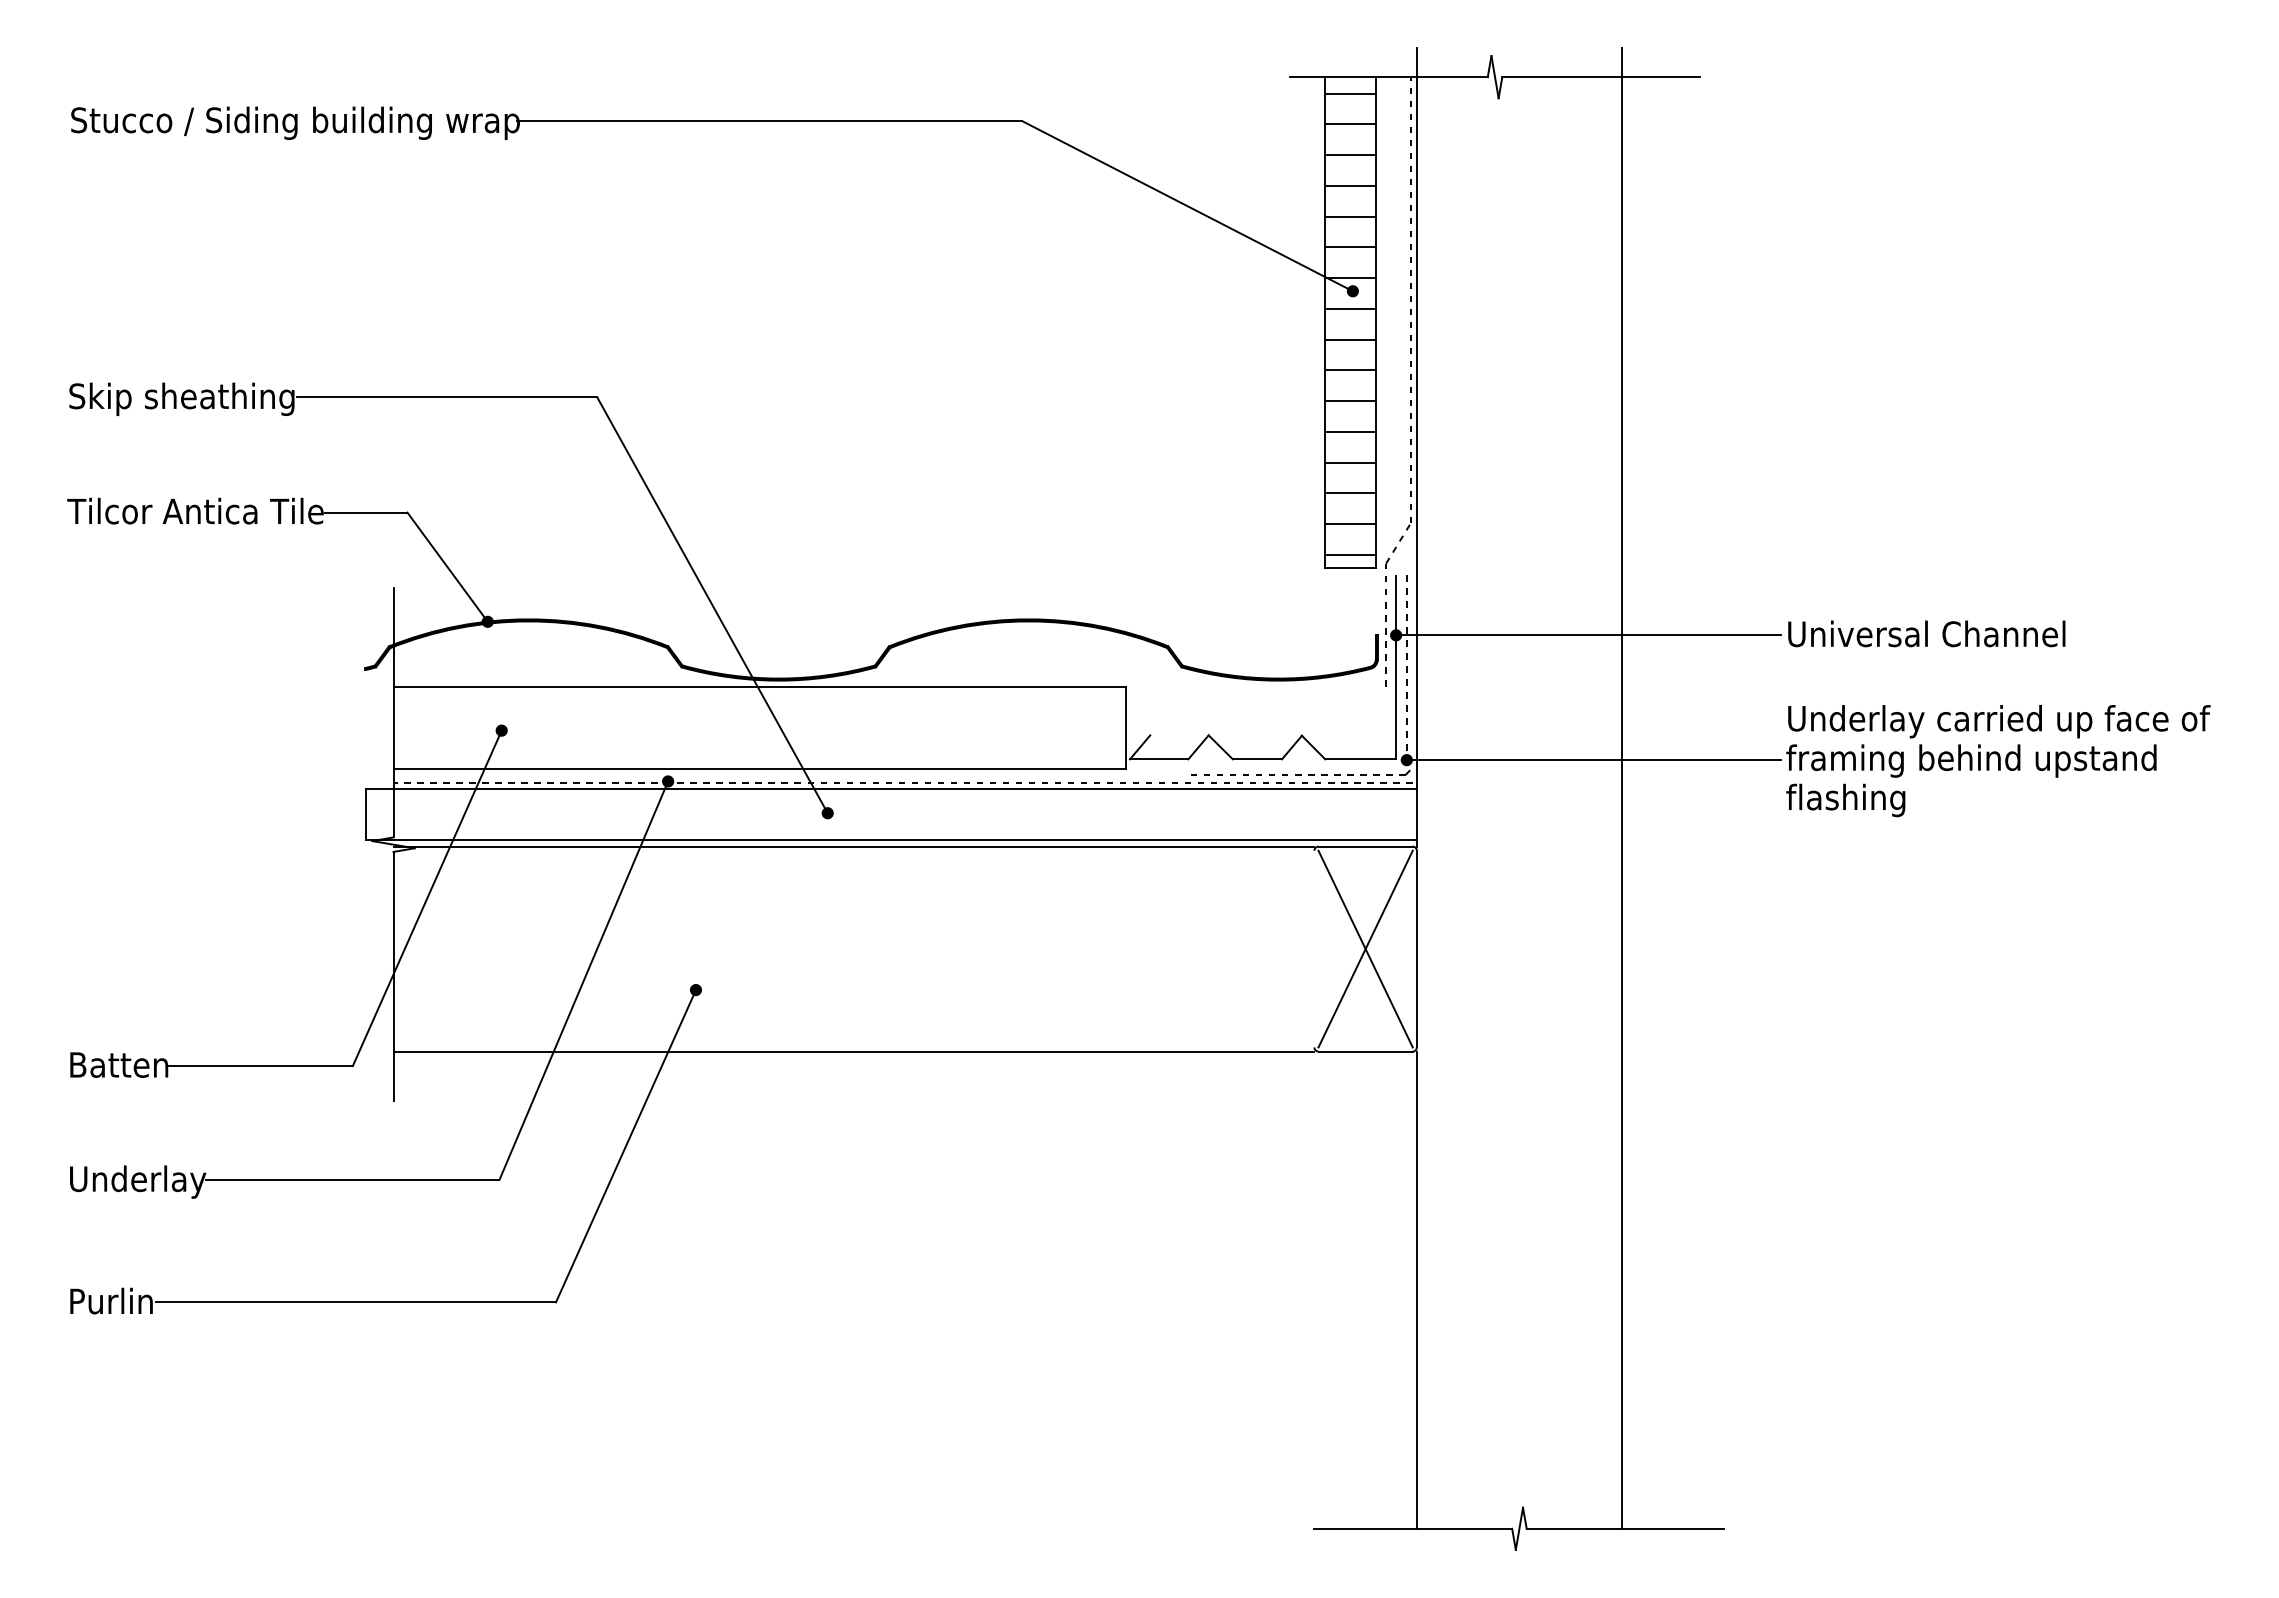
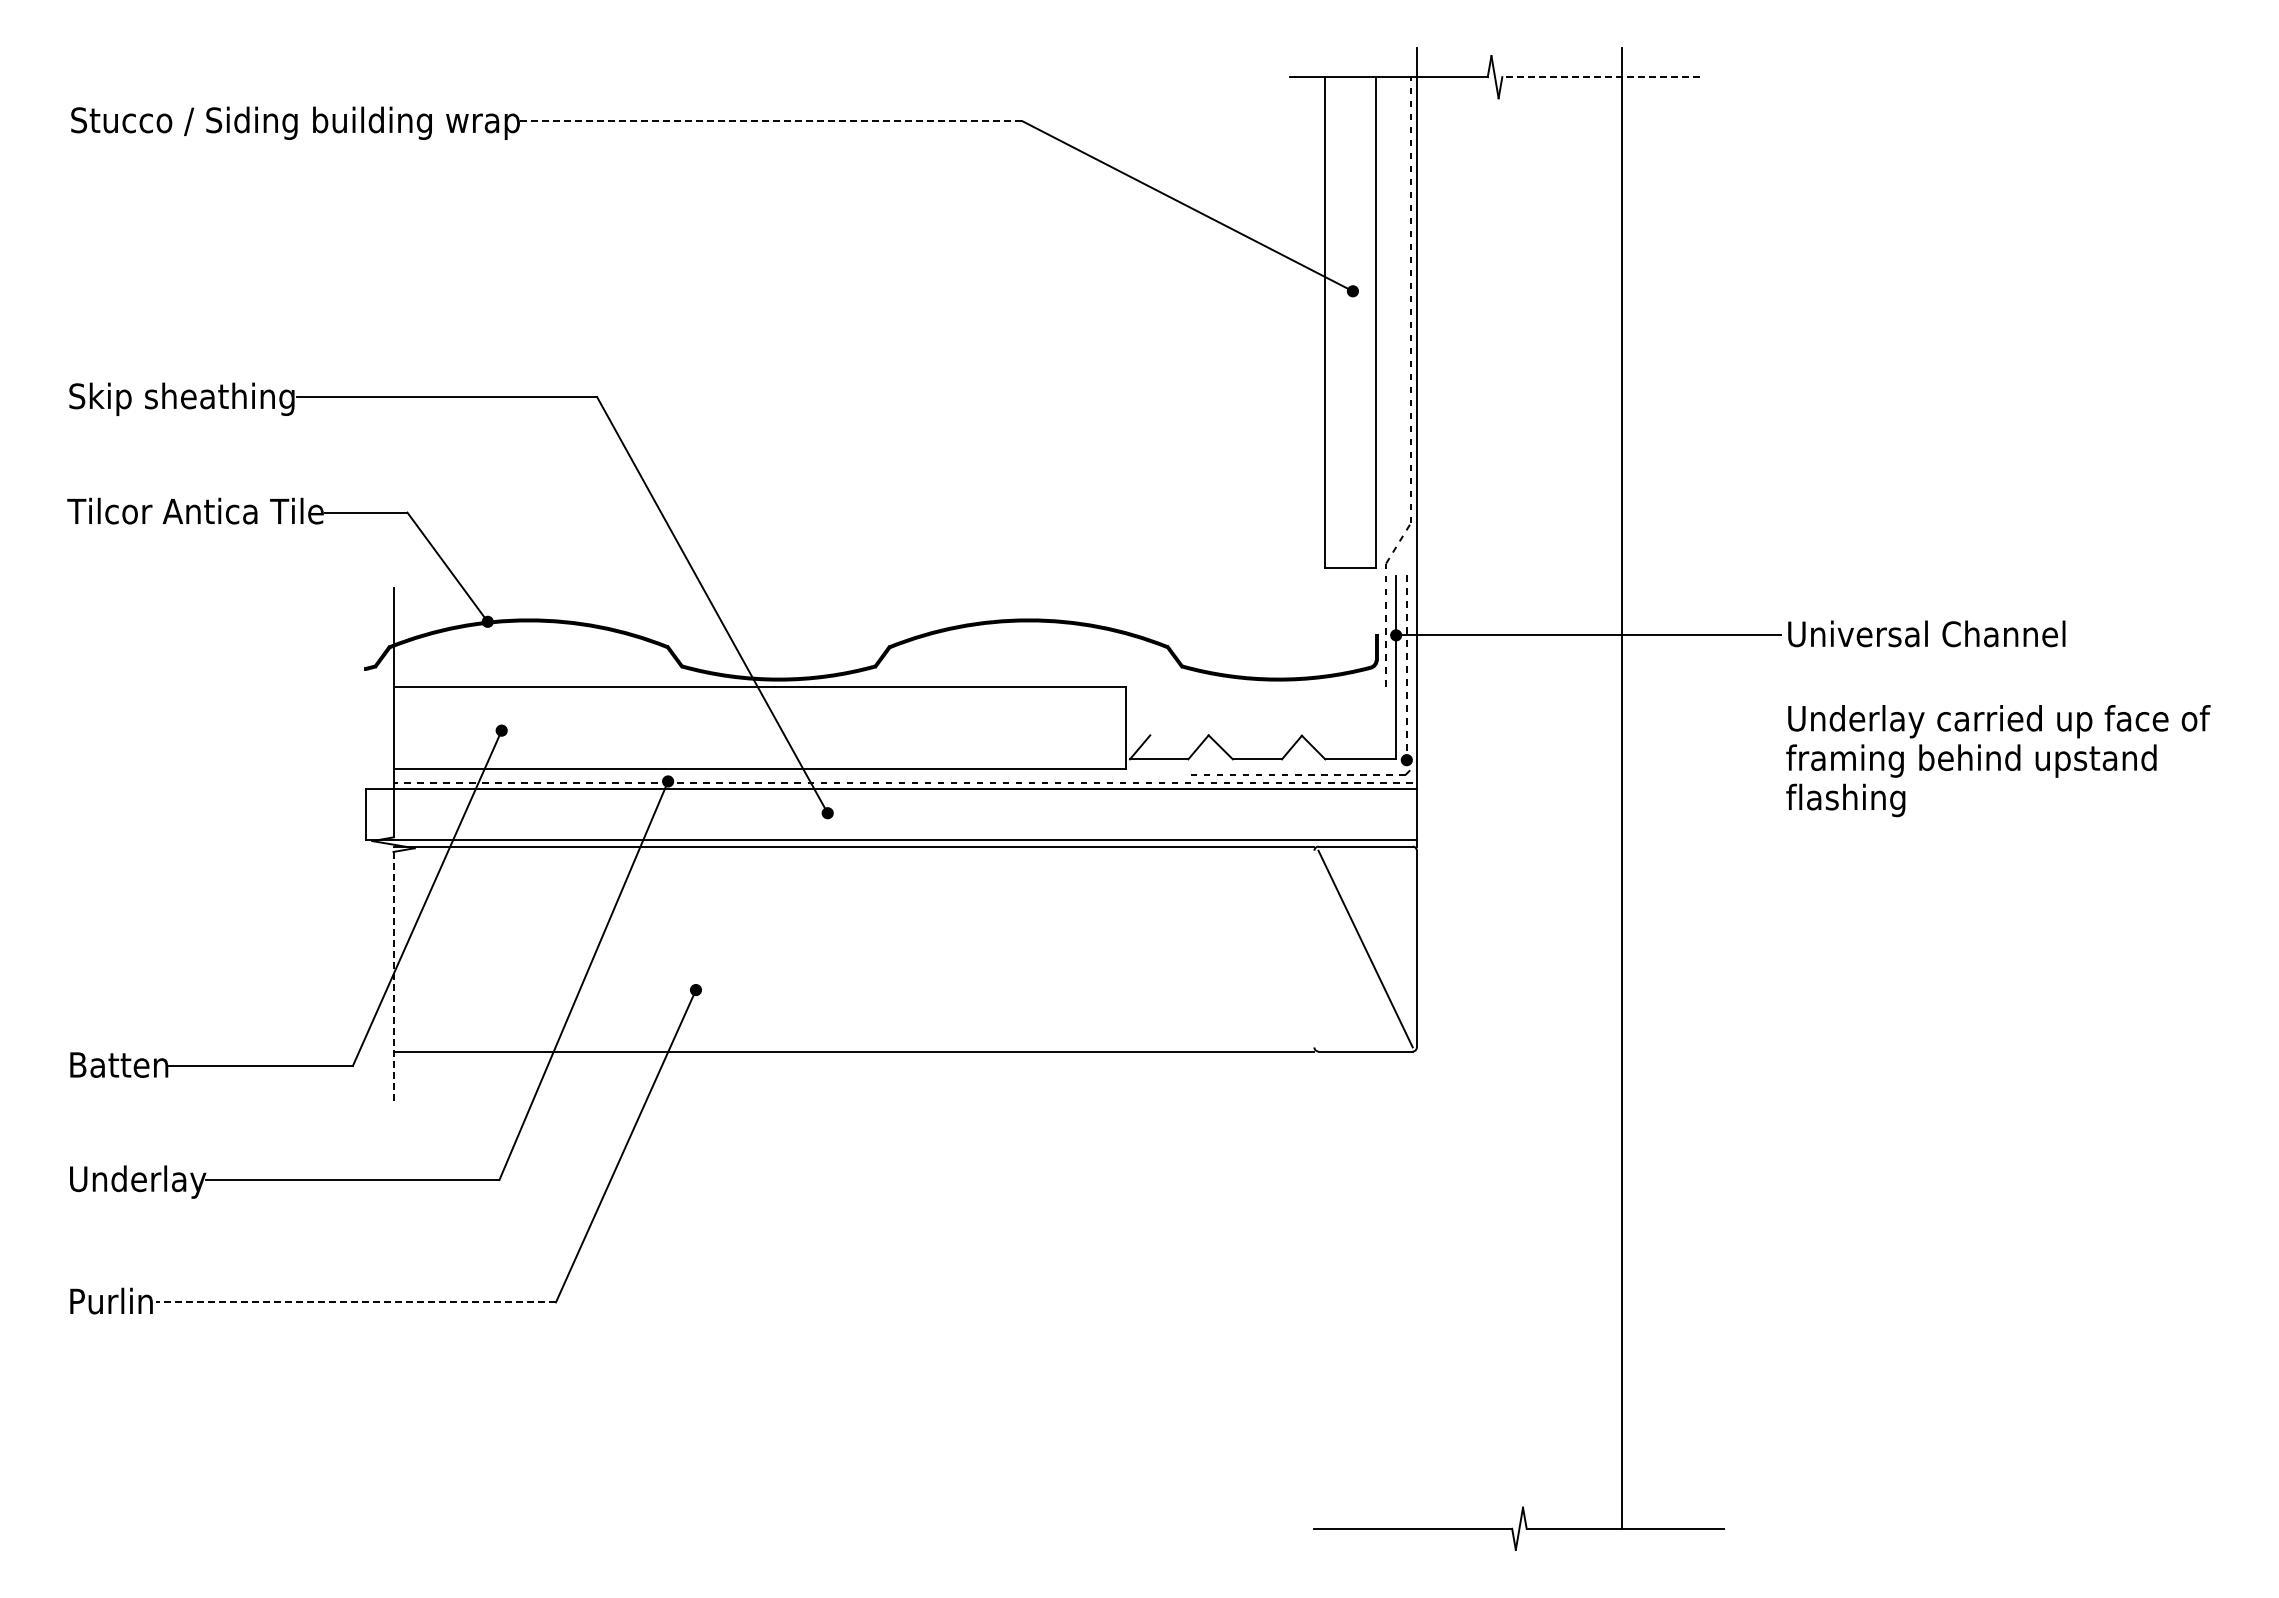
line: solid -> dashed (1601, 77)
line: solid -> dashed (769, 121)
hatch: present -> none (1349, 323)
line: present -> none (1593, 760)
line: present -> none (1365, 948)
line: solid -> dashed (393, 975)
line: present -> none (1416, 1289)
line: solid -> dashed (356, 1302)
